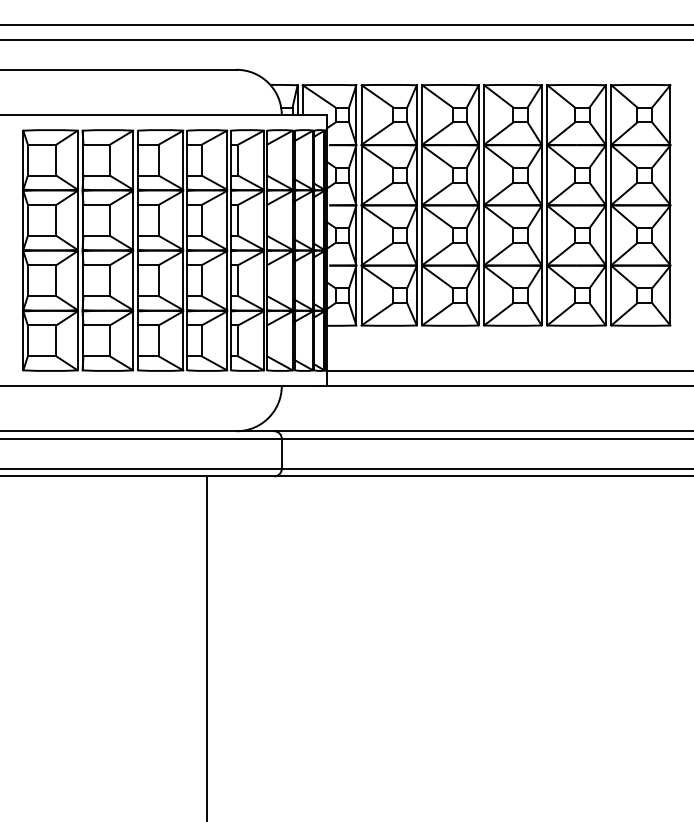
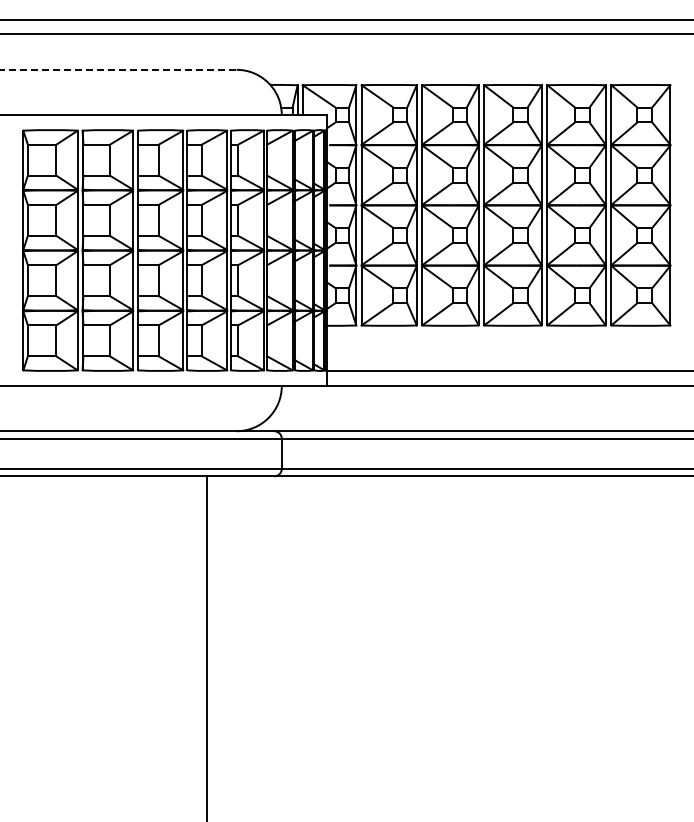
line position: (346, 24) -> (346, 19) (346, 19)
line position: (346, 39) -> (346, 33) (346, 33)
line: solid -> dashed (118, 69)
